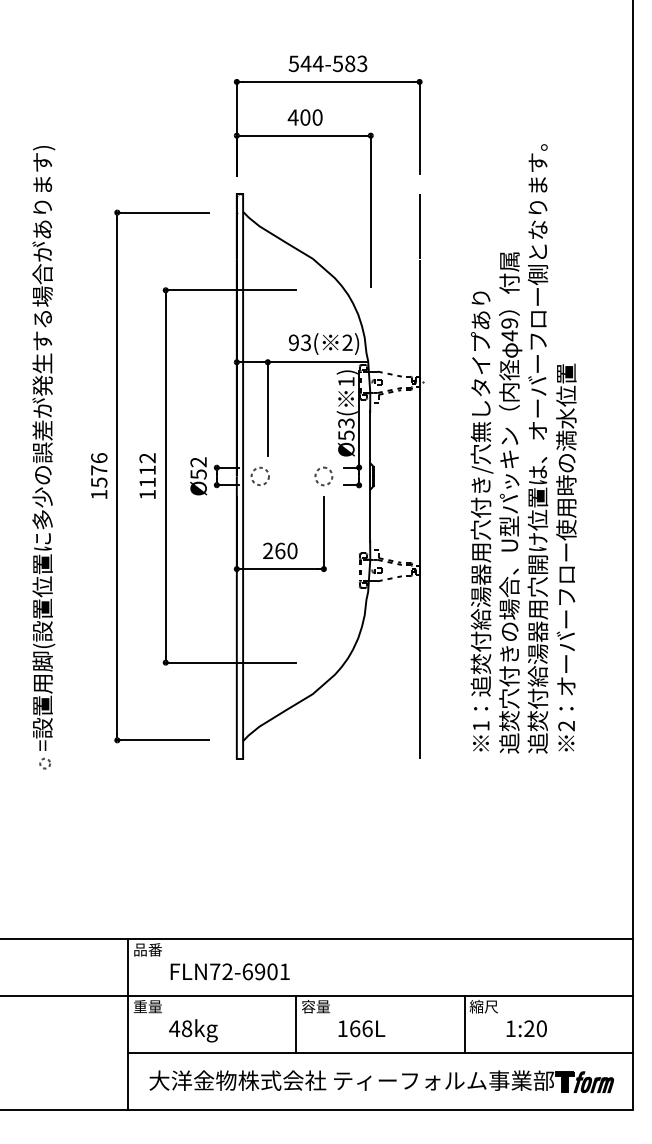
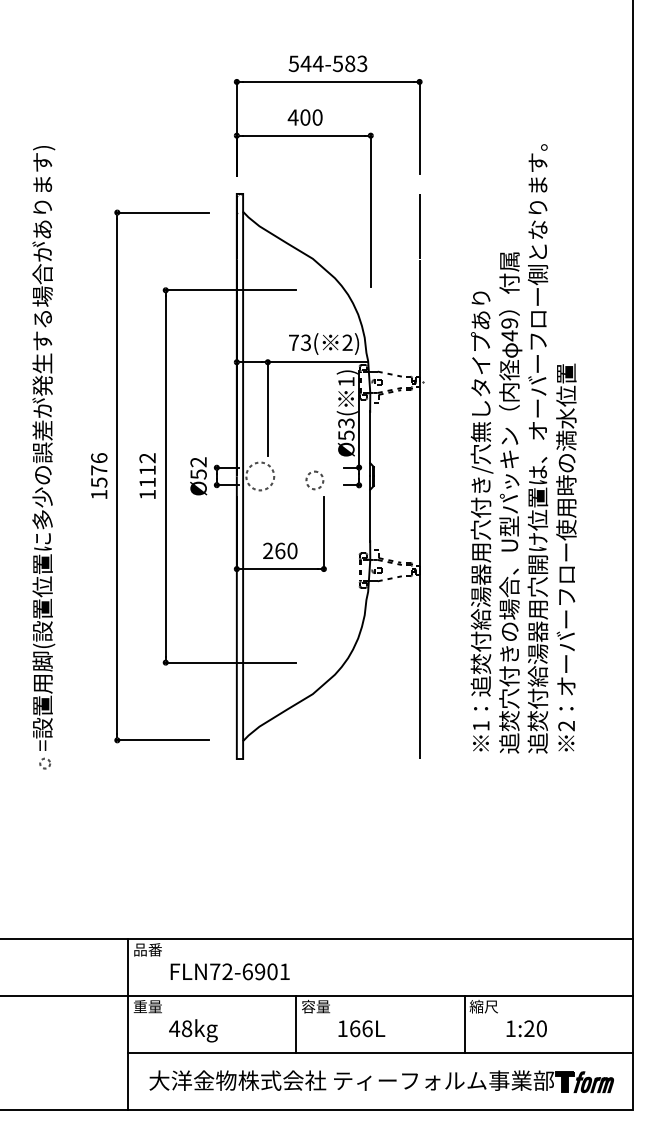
text: 93( -> 73( (293, 342)
circle diameter: 17 px -> 28 px (260, 476)
part position: (316, 476) -> (307, 480) (307, 480)
